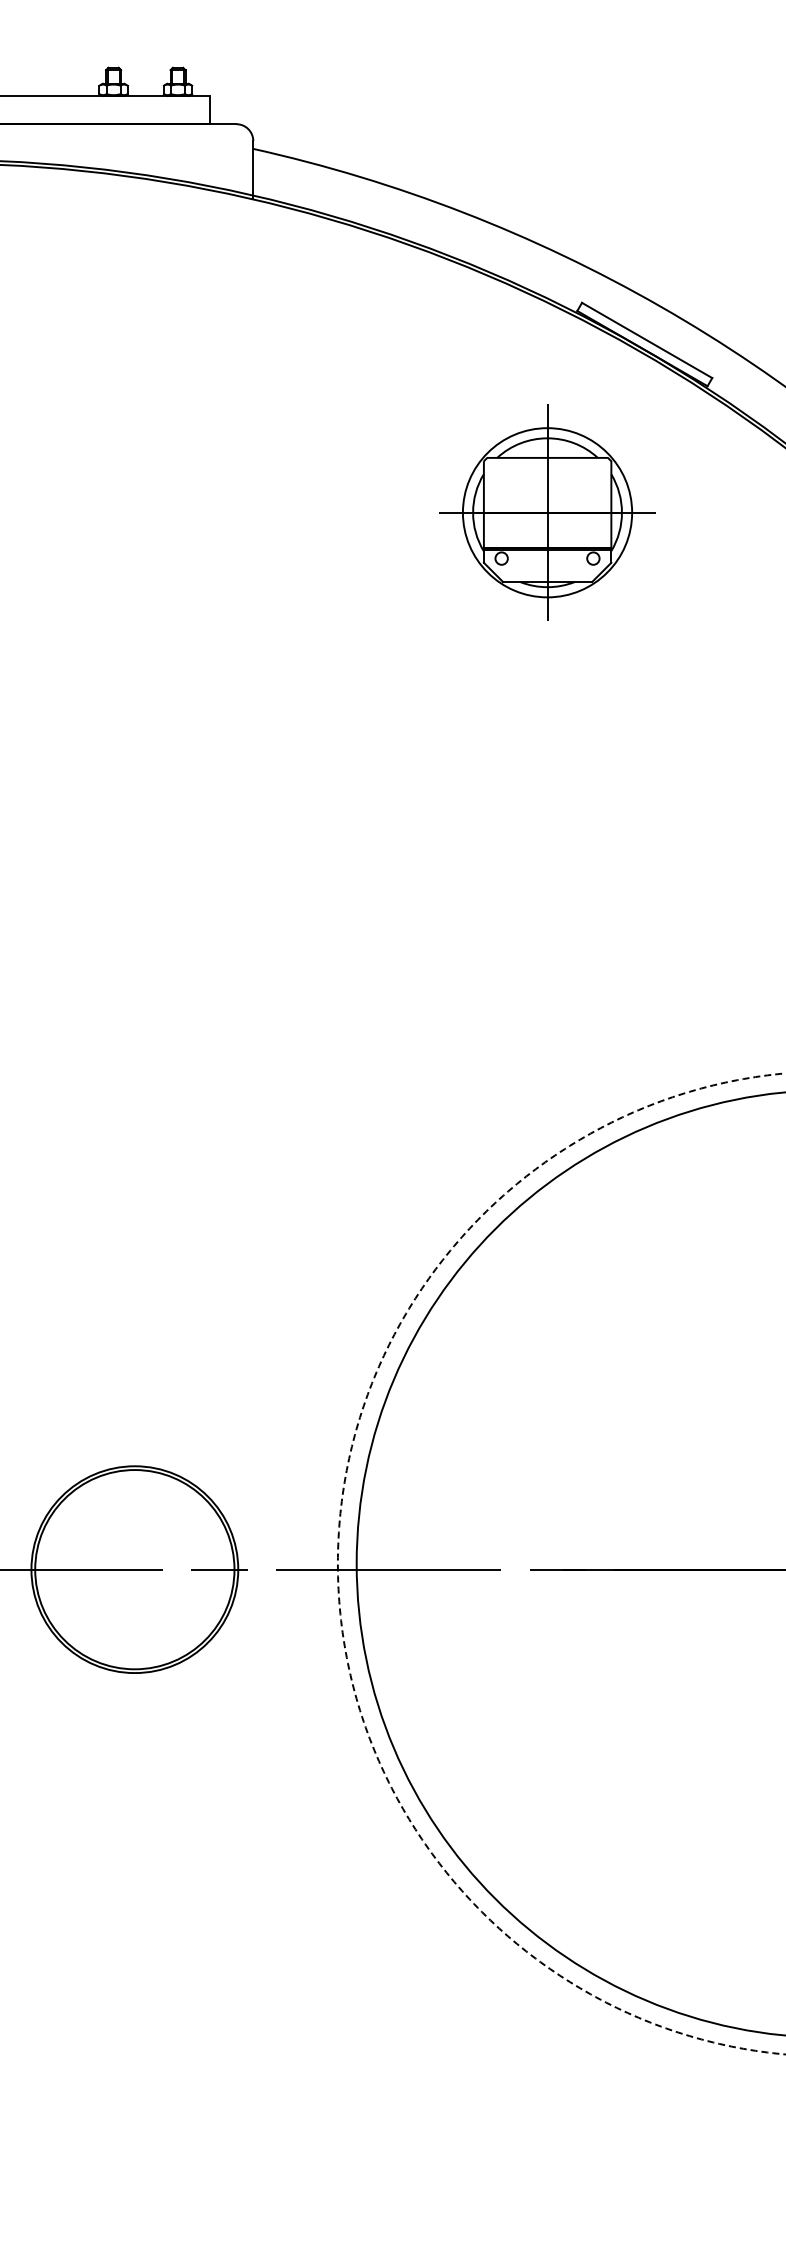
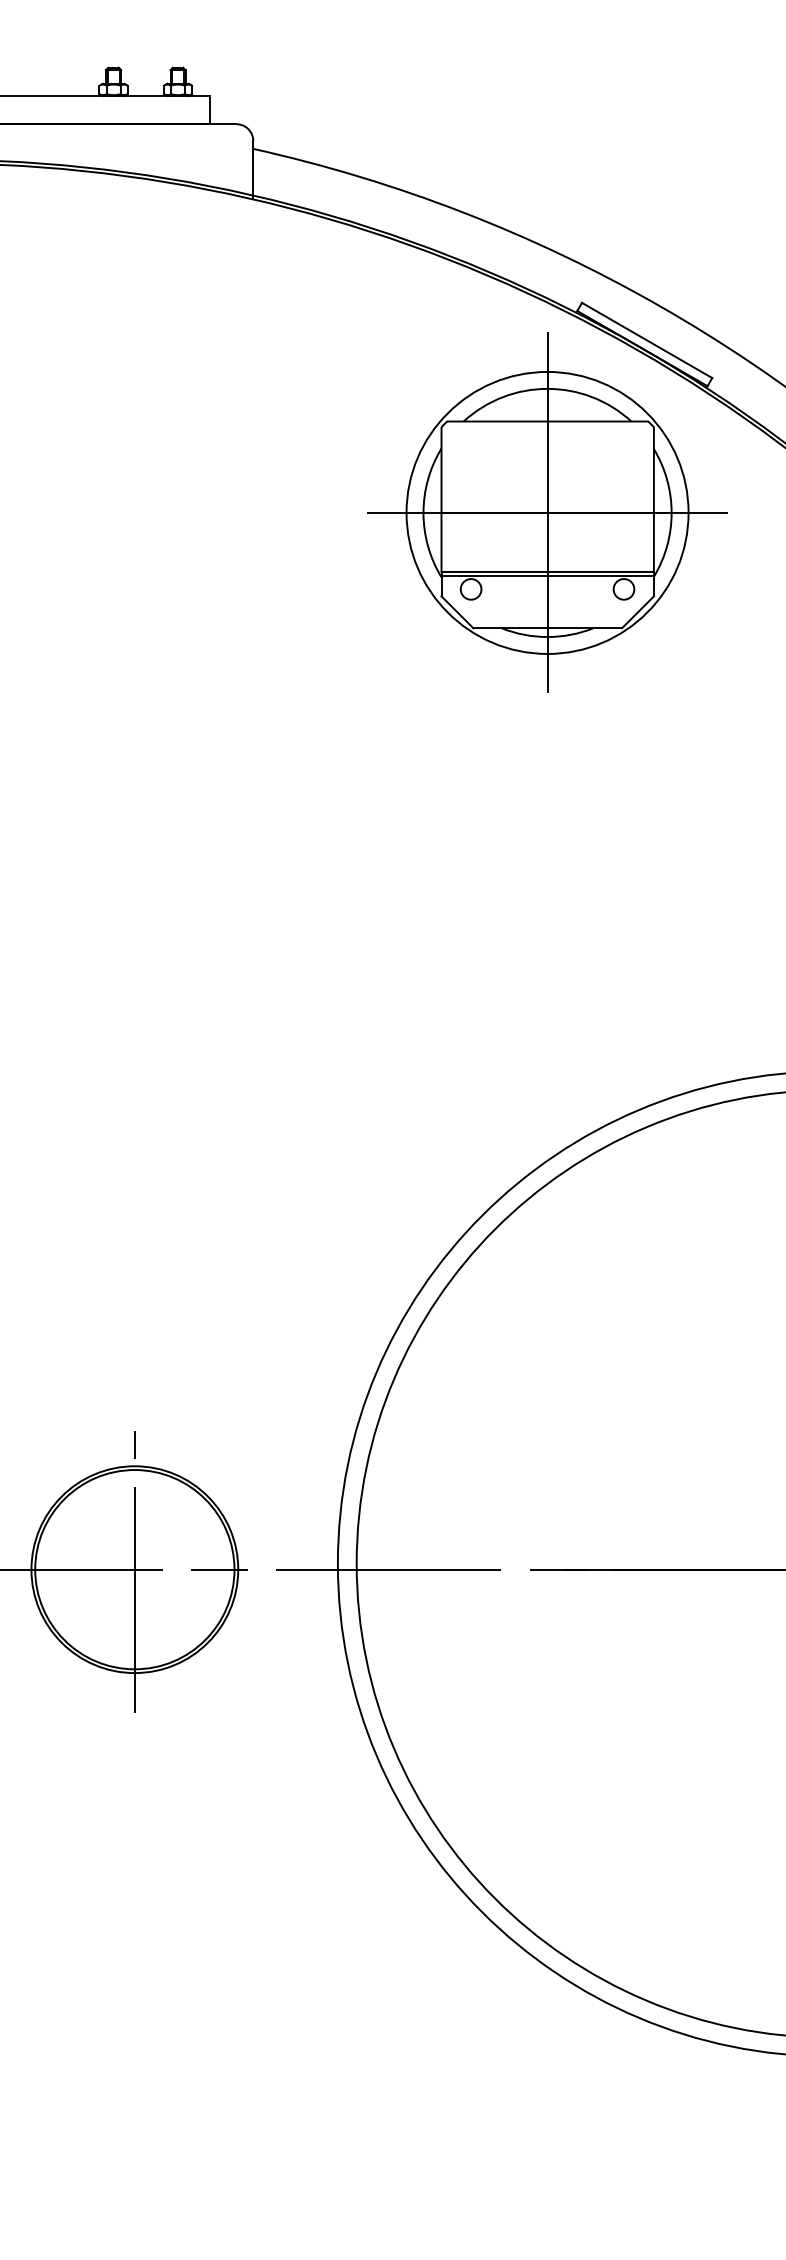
part size: 217x217 px -> 361x361 px (547, 512)
circle: dashed -> solid (561, 1563)
line: none -> present (134, 1572)
